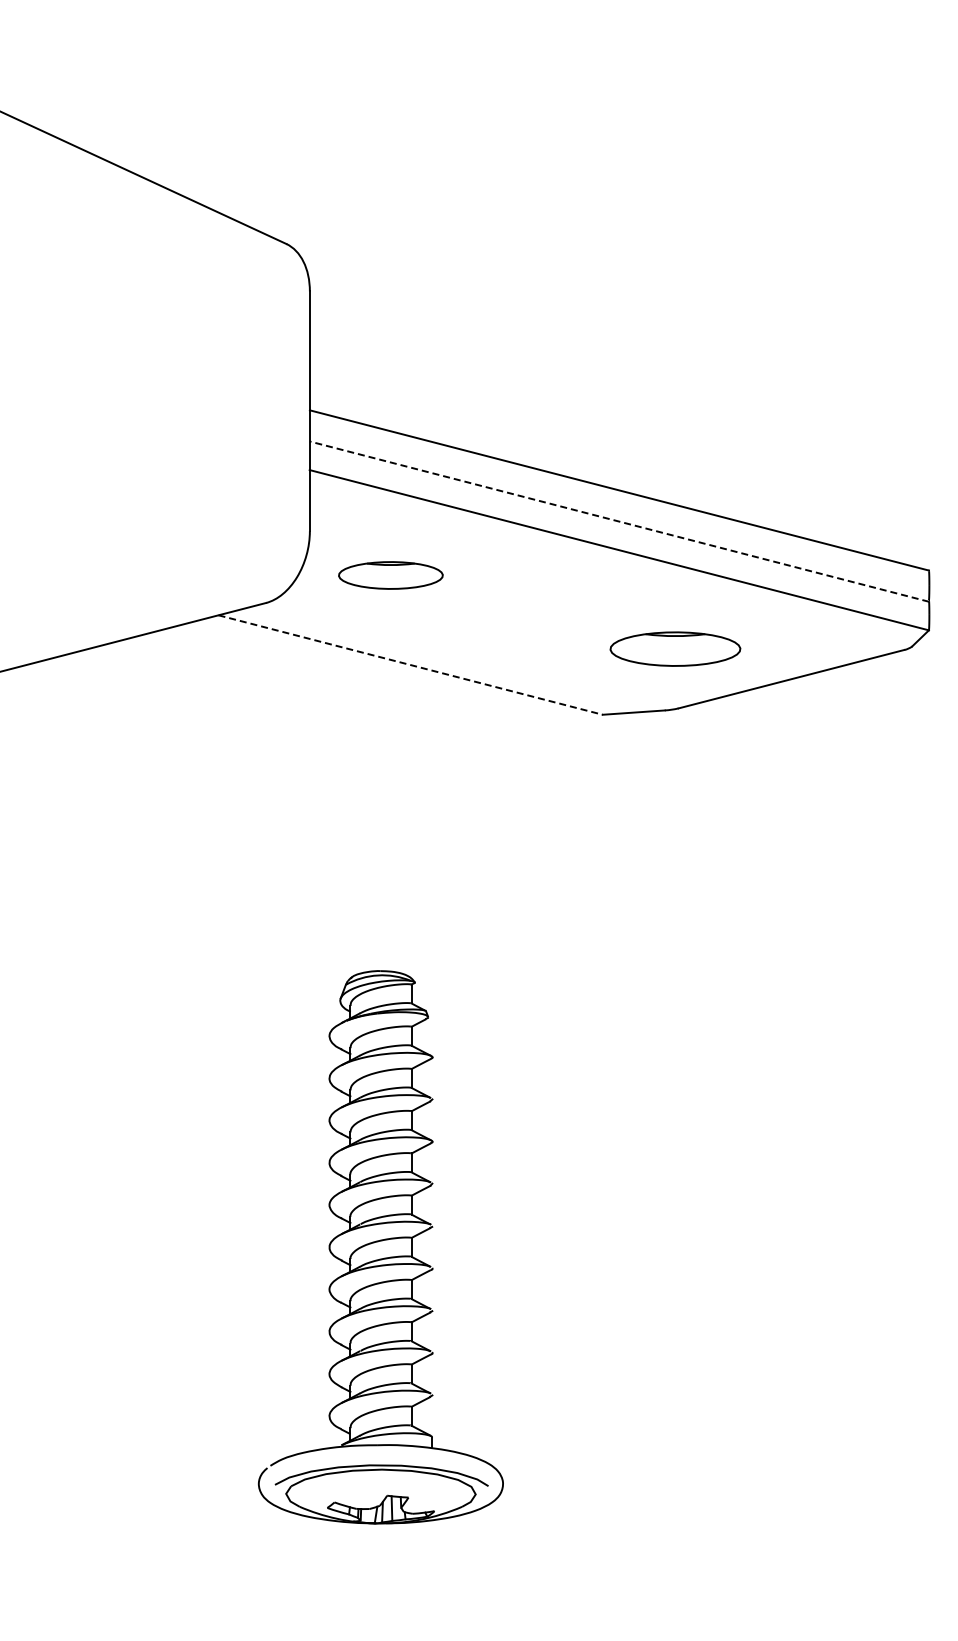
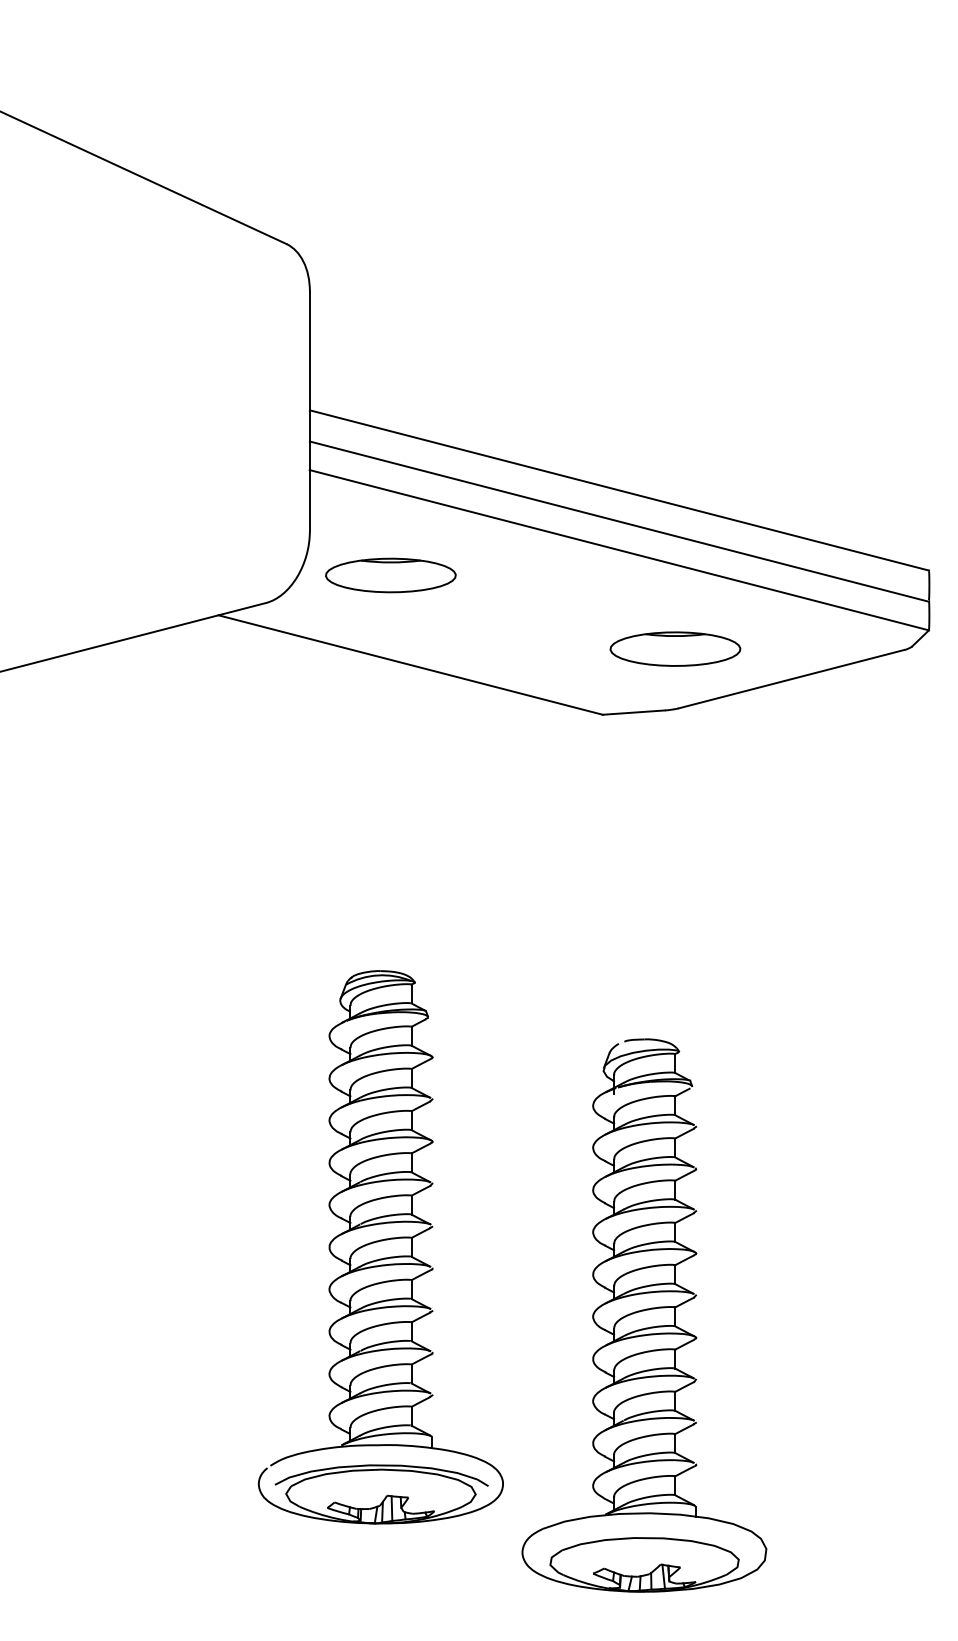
line: dashed -> solid (619, 521)
part size: 106x29 px -> 132x37 px (390, 575)
line: dashed -> solid (411, 665)
part: none -> present (644, 1315)
